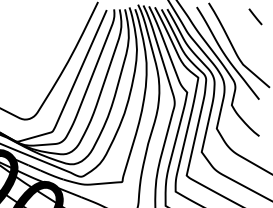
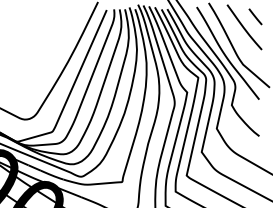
curve: none -> present (244, 27)
